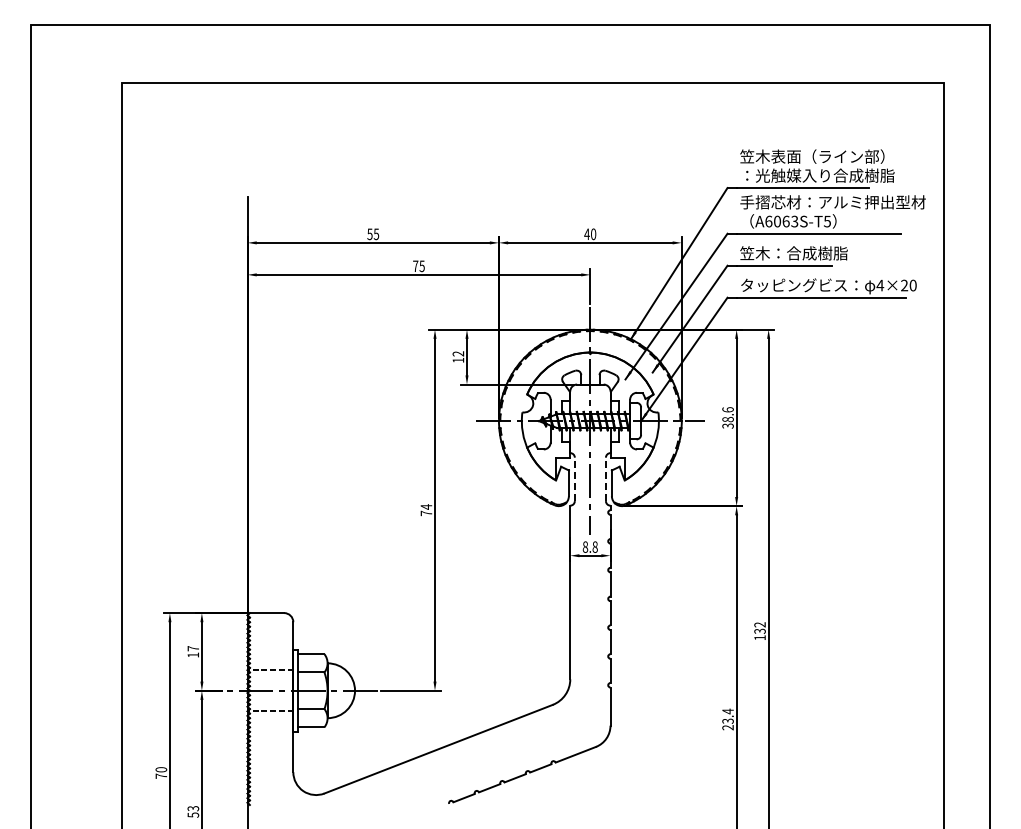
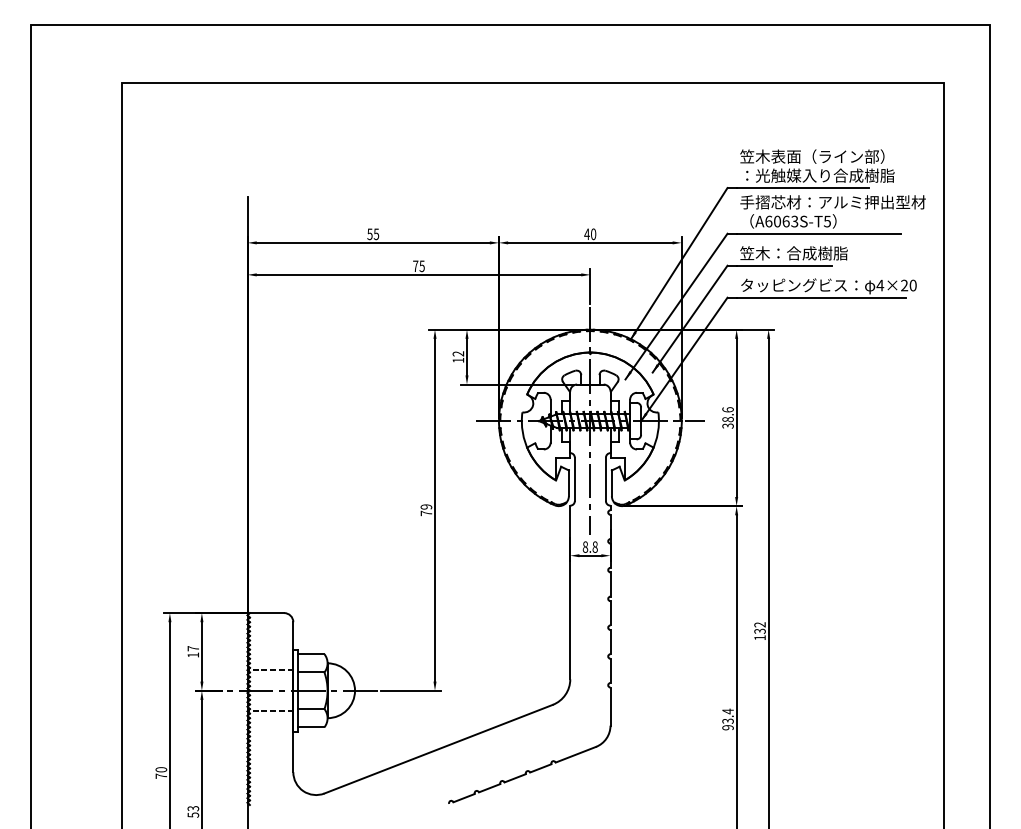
line: dashed -> solid (574, 479)
line: dashed -> solid (605, 479)
text: 74 -> 79 (426, 506)
text: 23.4 -> 93.4 (728, 727)
